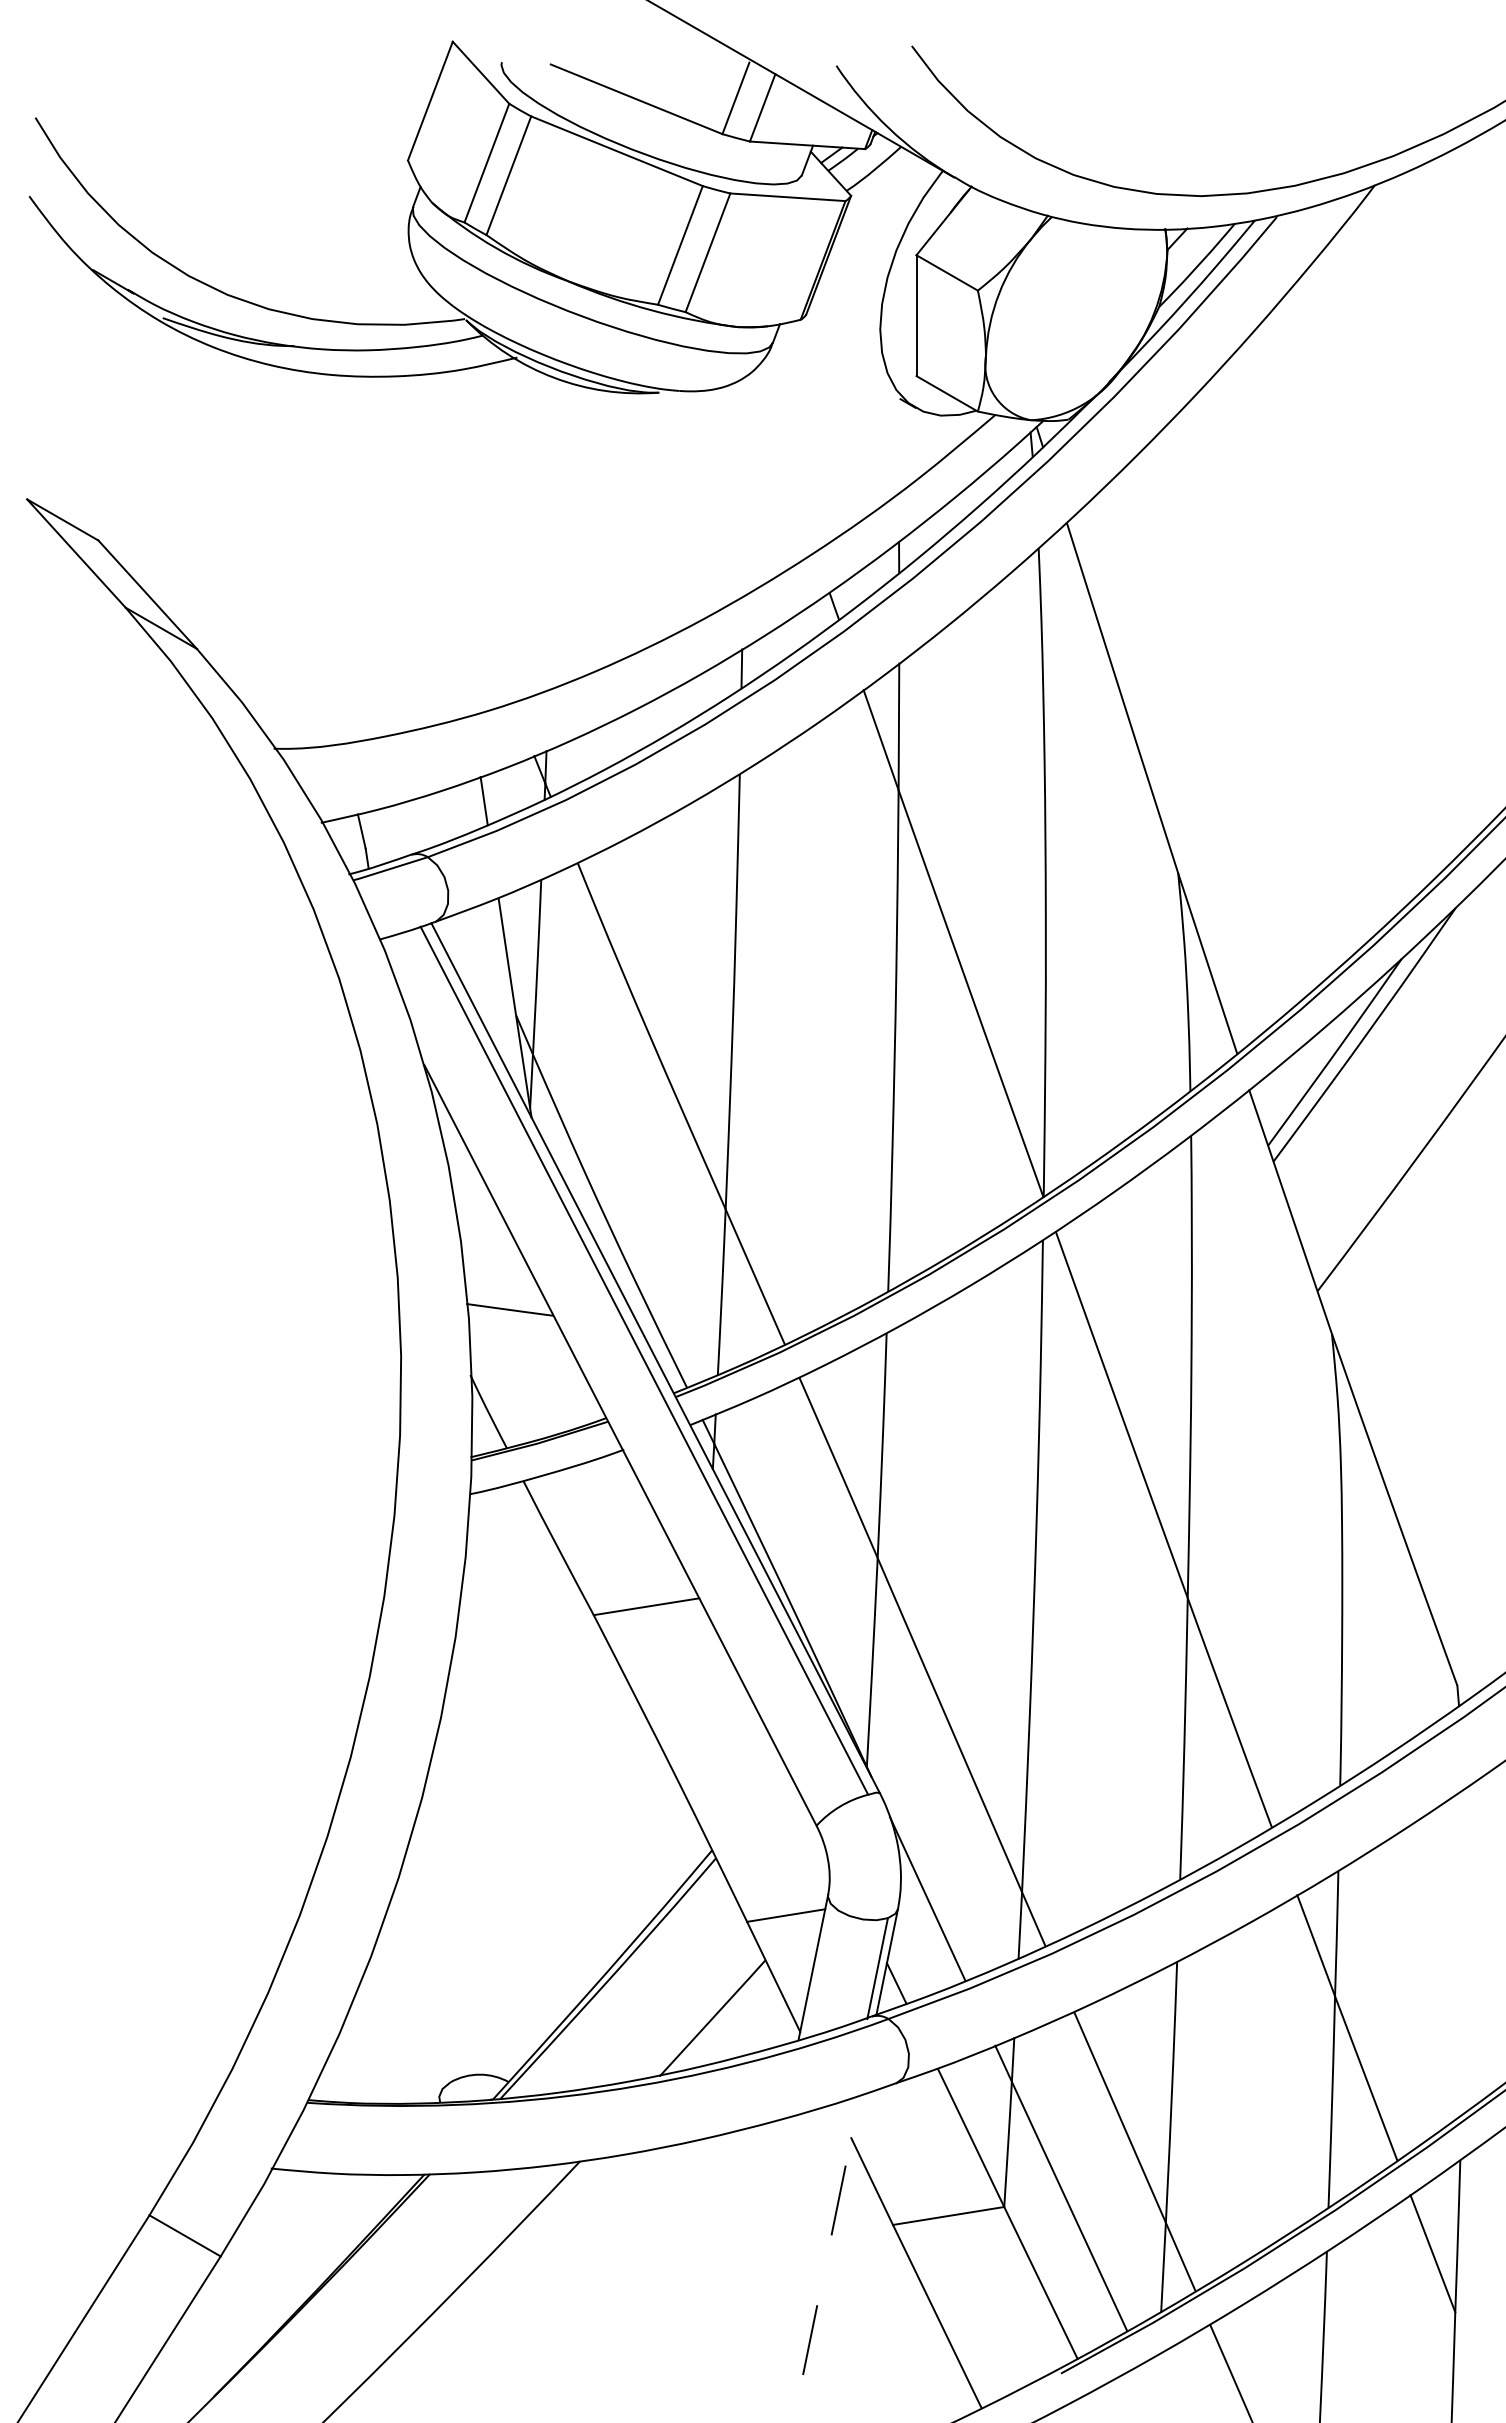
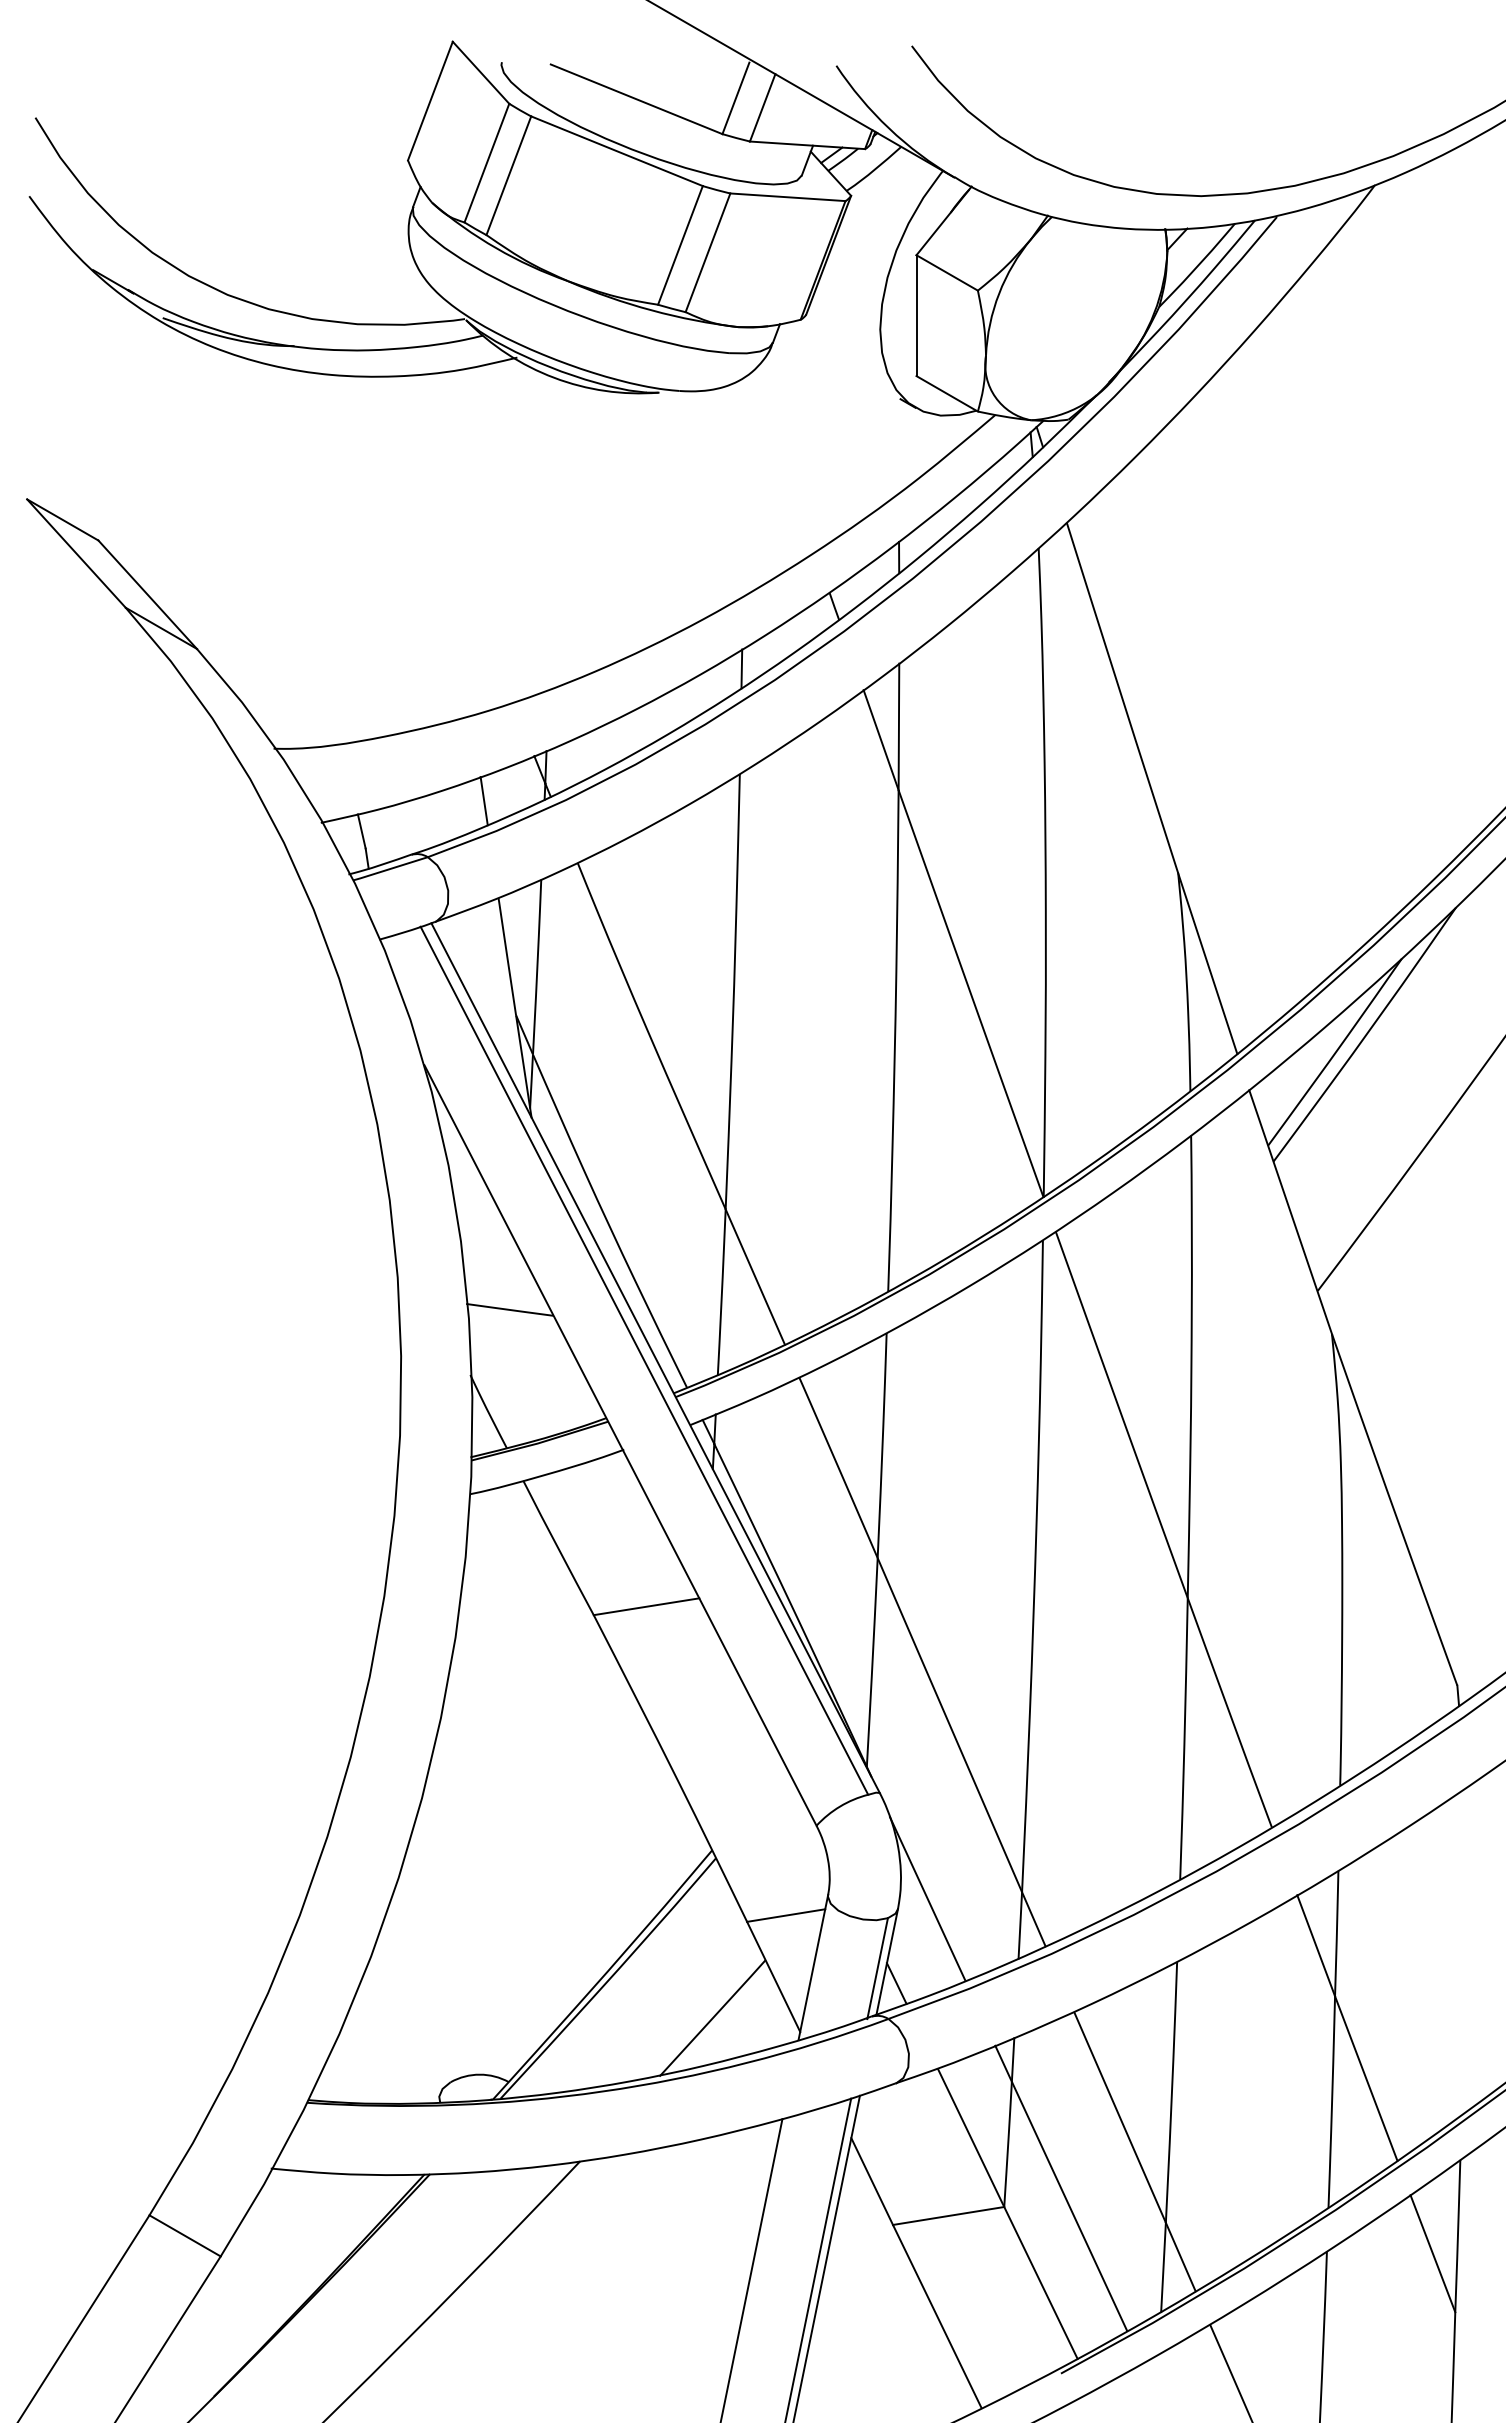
line: none -> present (818, 2258)
line: dashed -> solid (826, 2258)
line: none -> present (751, 2269)
